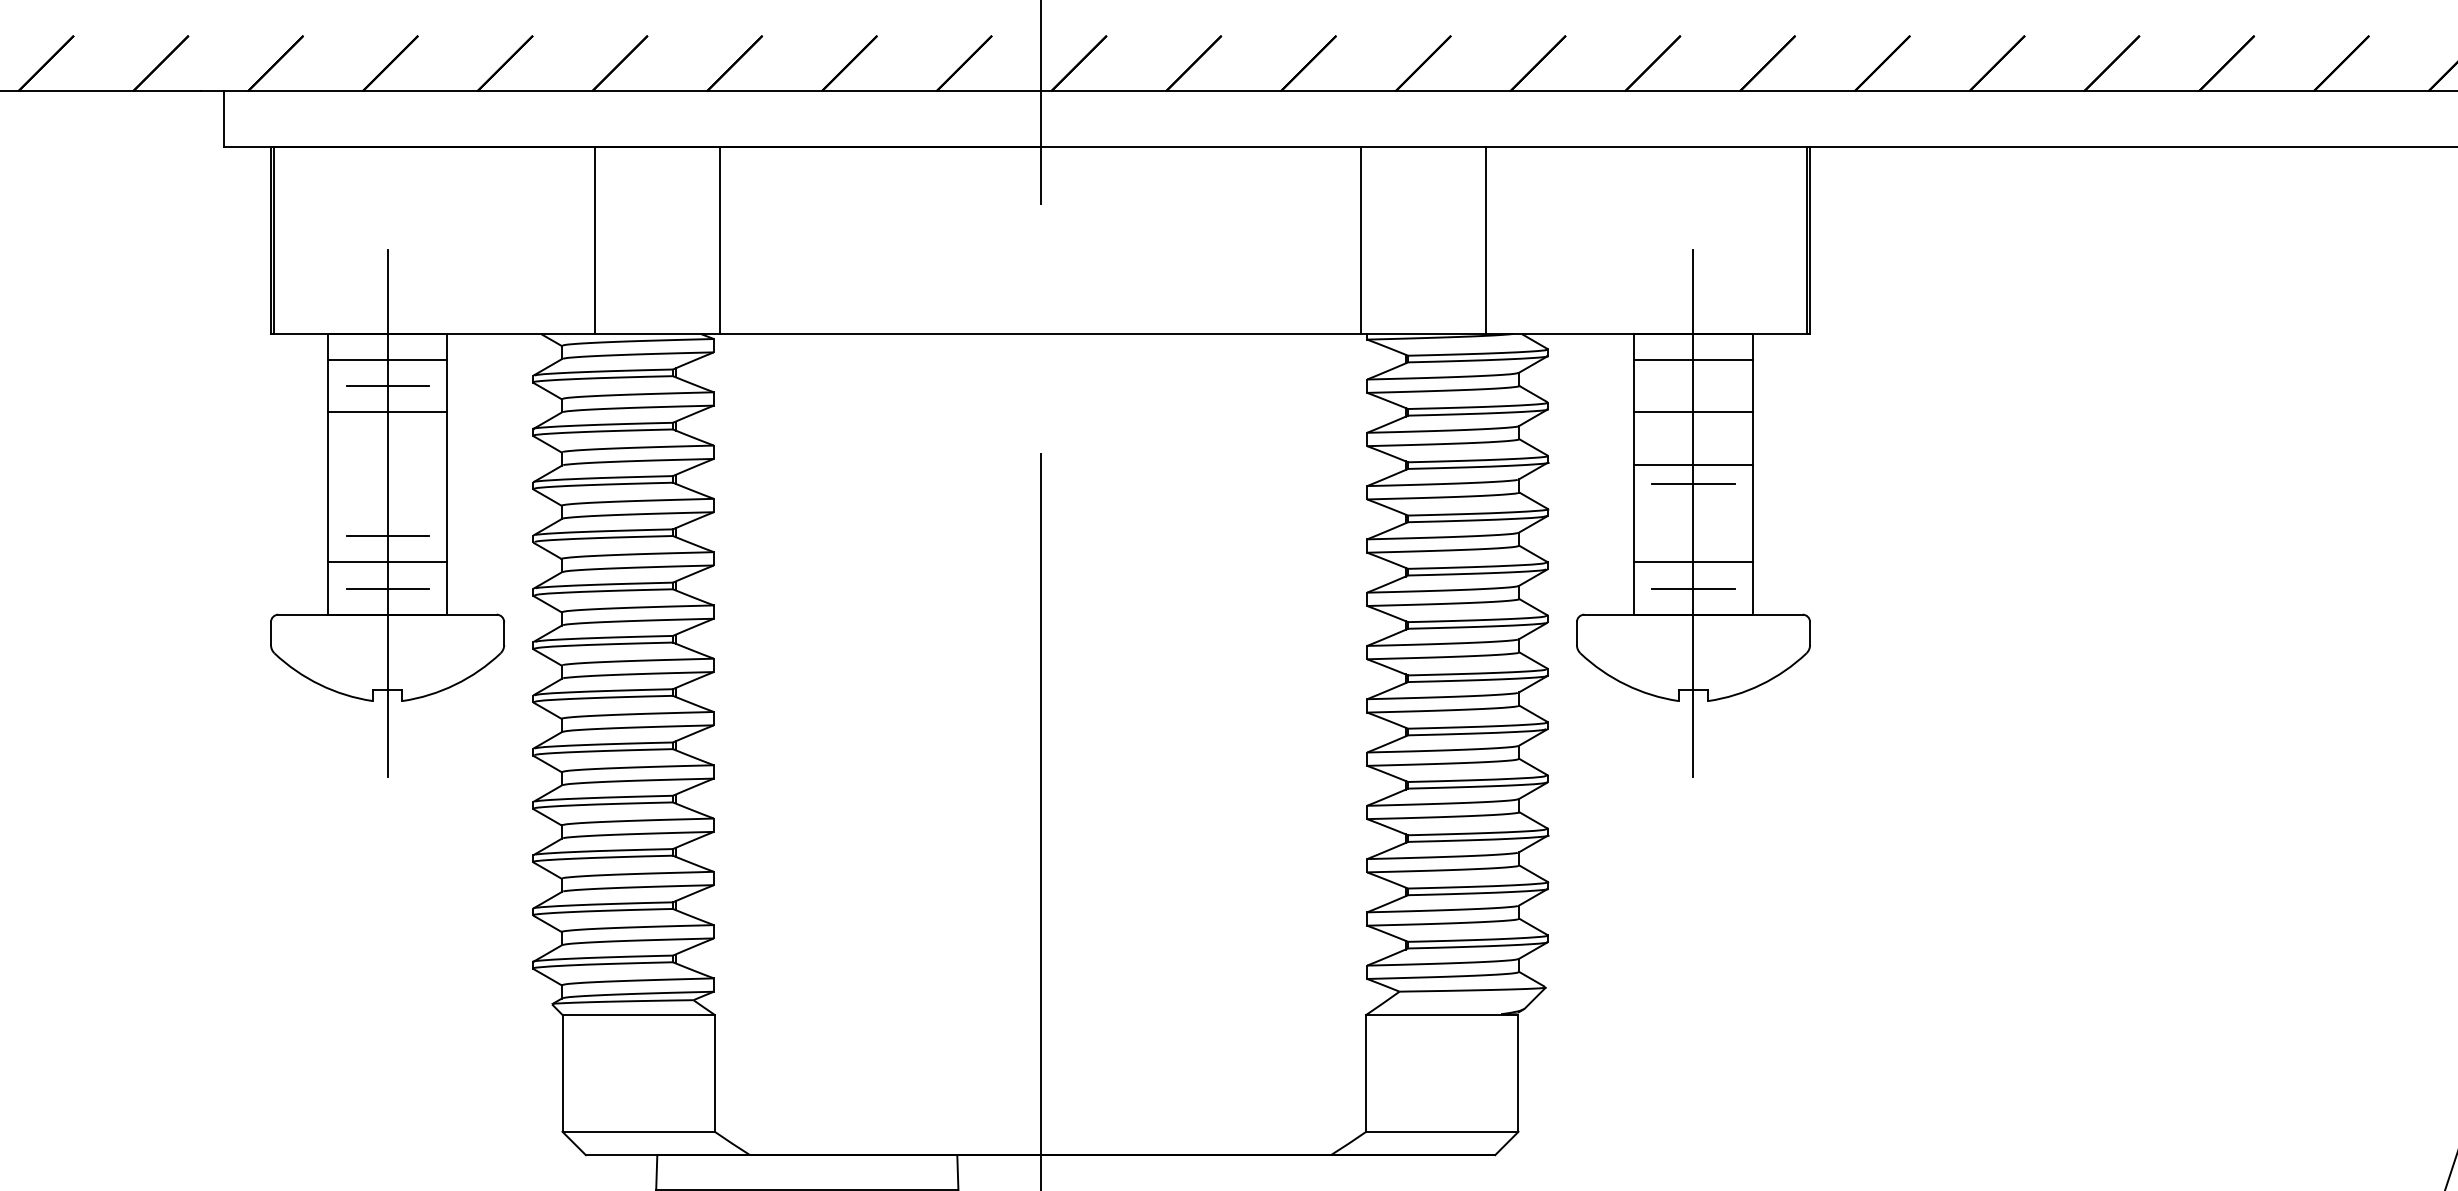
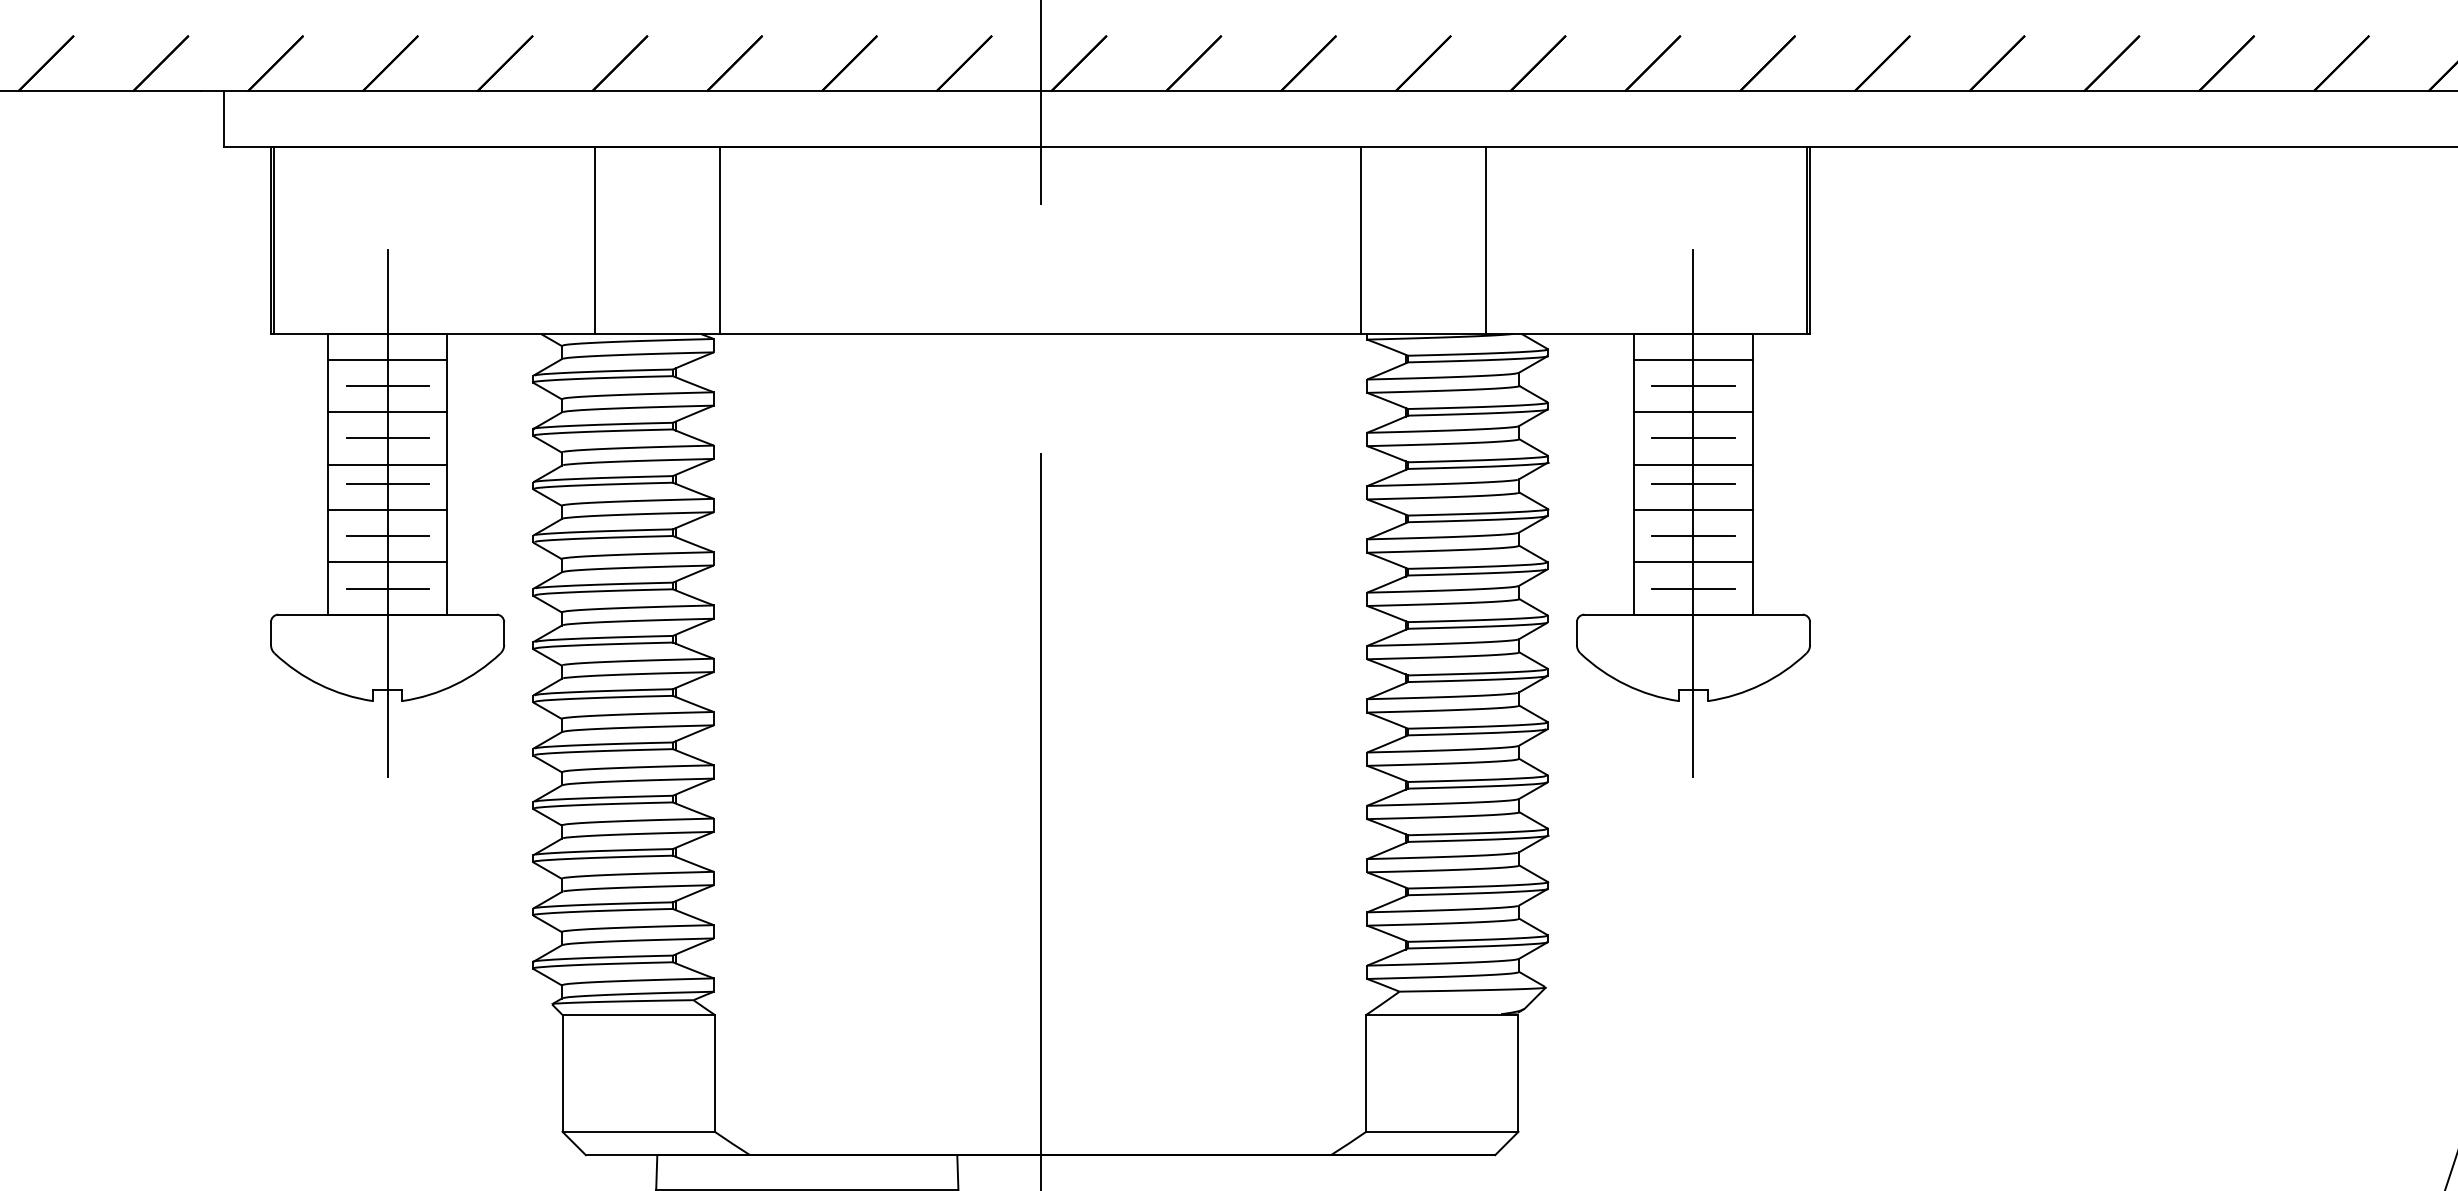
line: none -> present (1693, 386)
line: none -> present (387, 438)
line: none -> present (1693, 438)
line: none -> present (387, 464)
line: none -> present (387, 484)
line: none -> present (387, 510)
line: none -> present (1693, 510)
line: none -> present (1693, 536)
